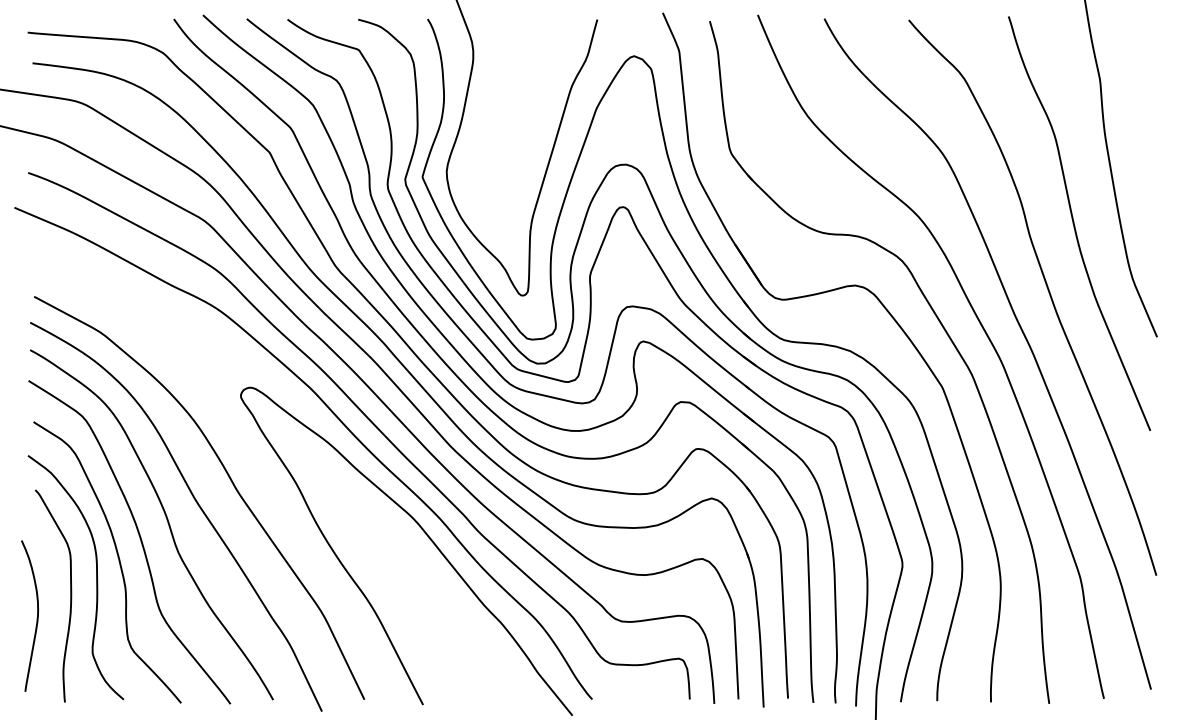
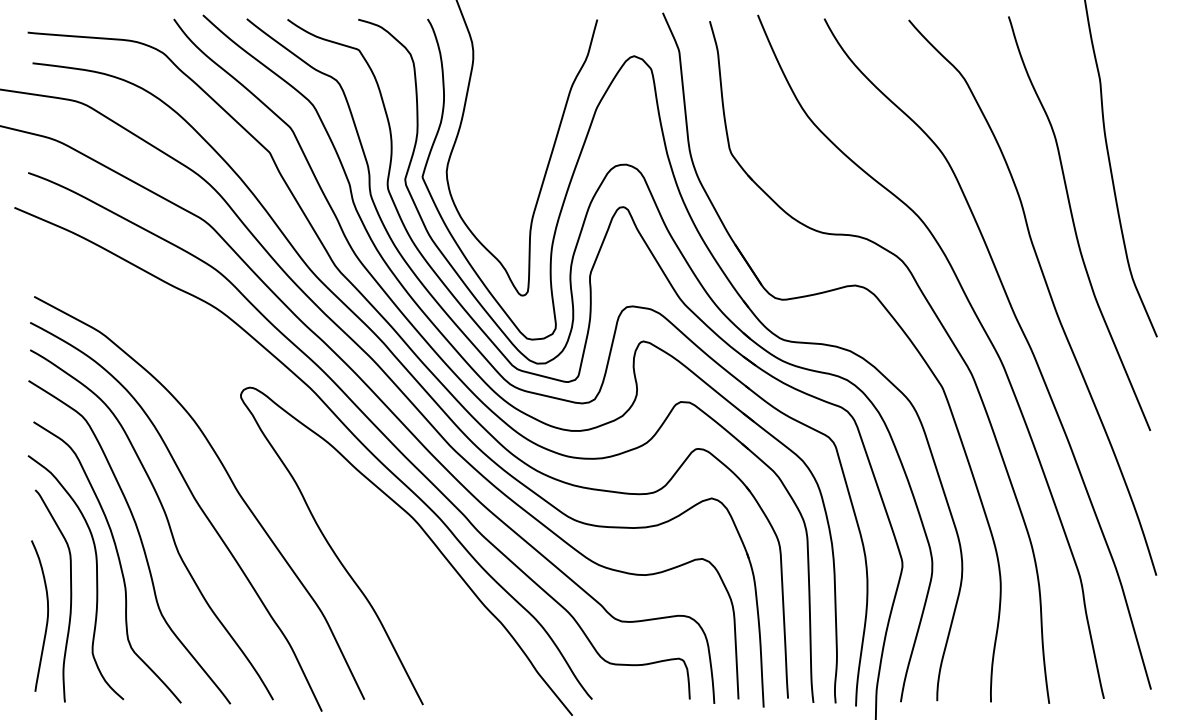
curve position: (36, 617) -> (46, 617) (46, 617)
